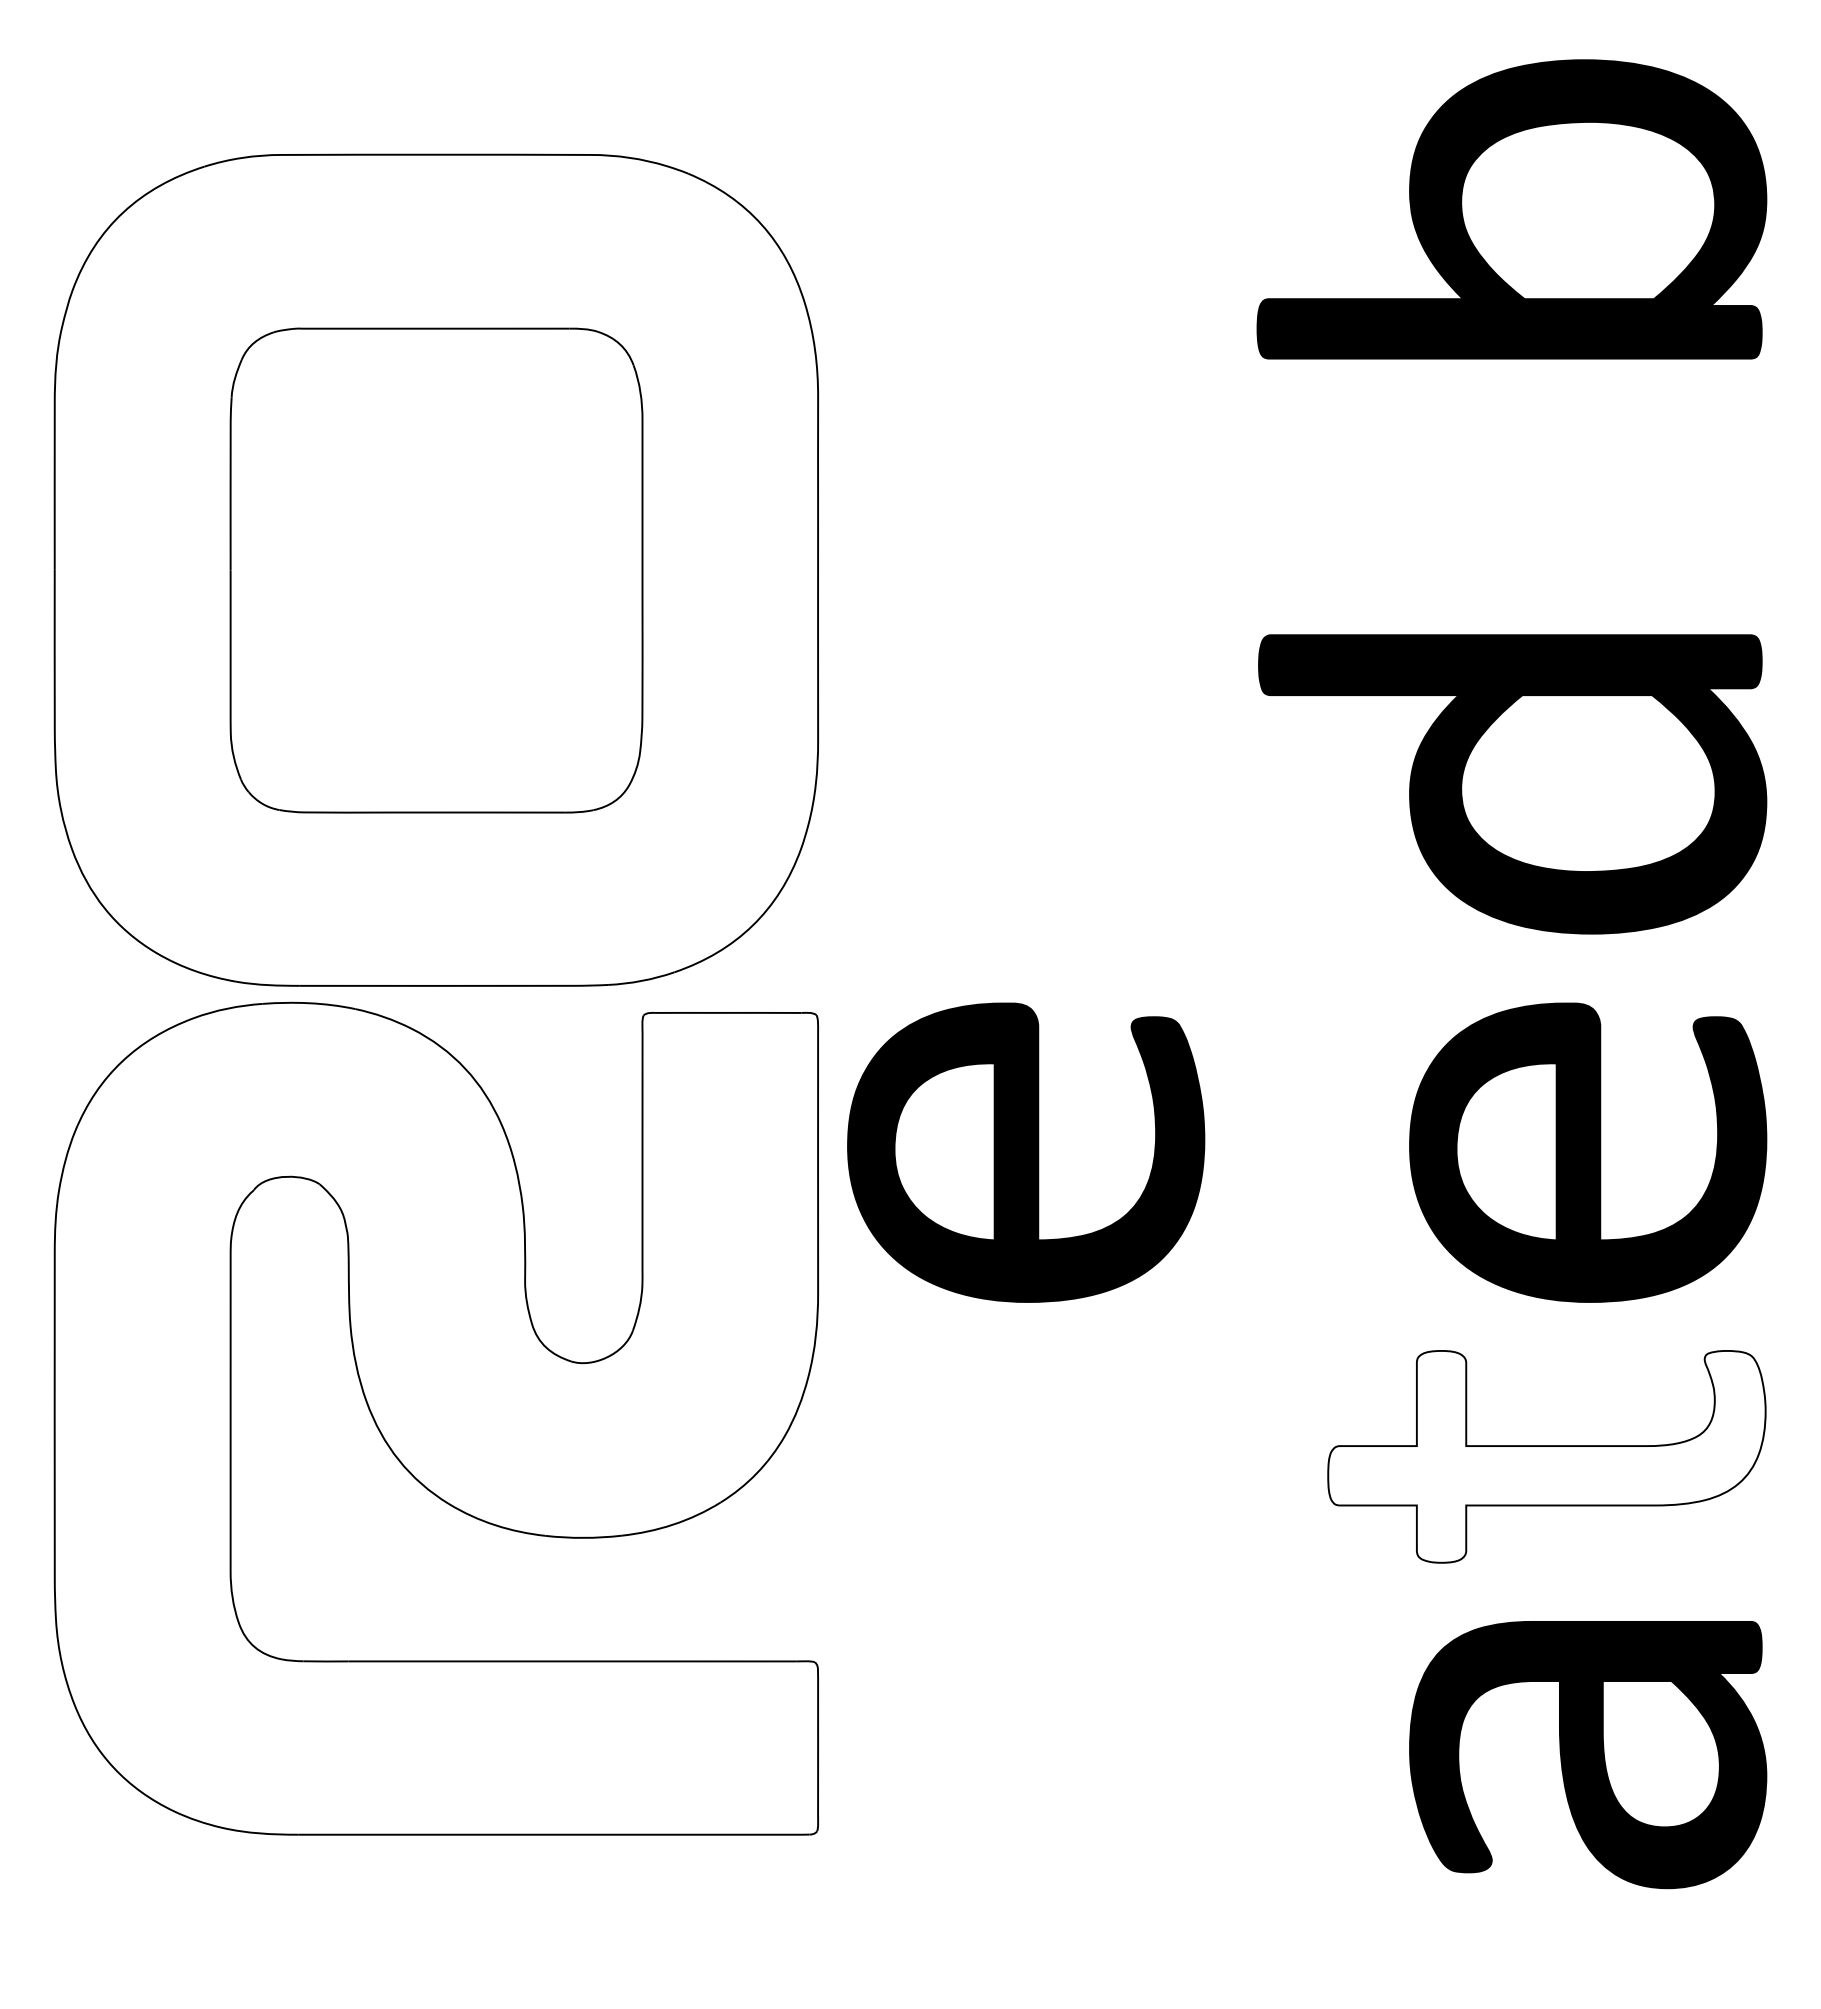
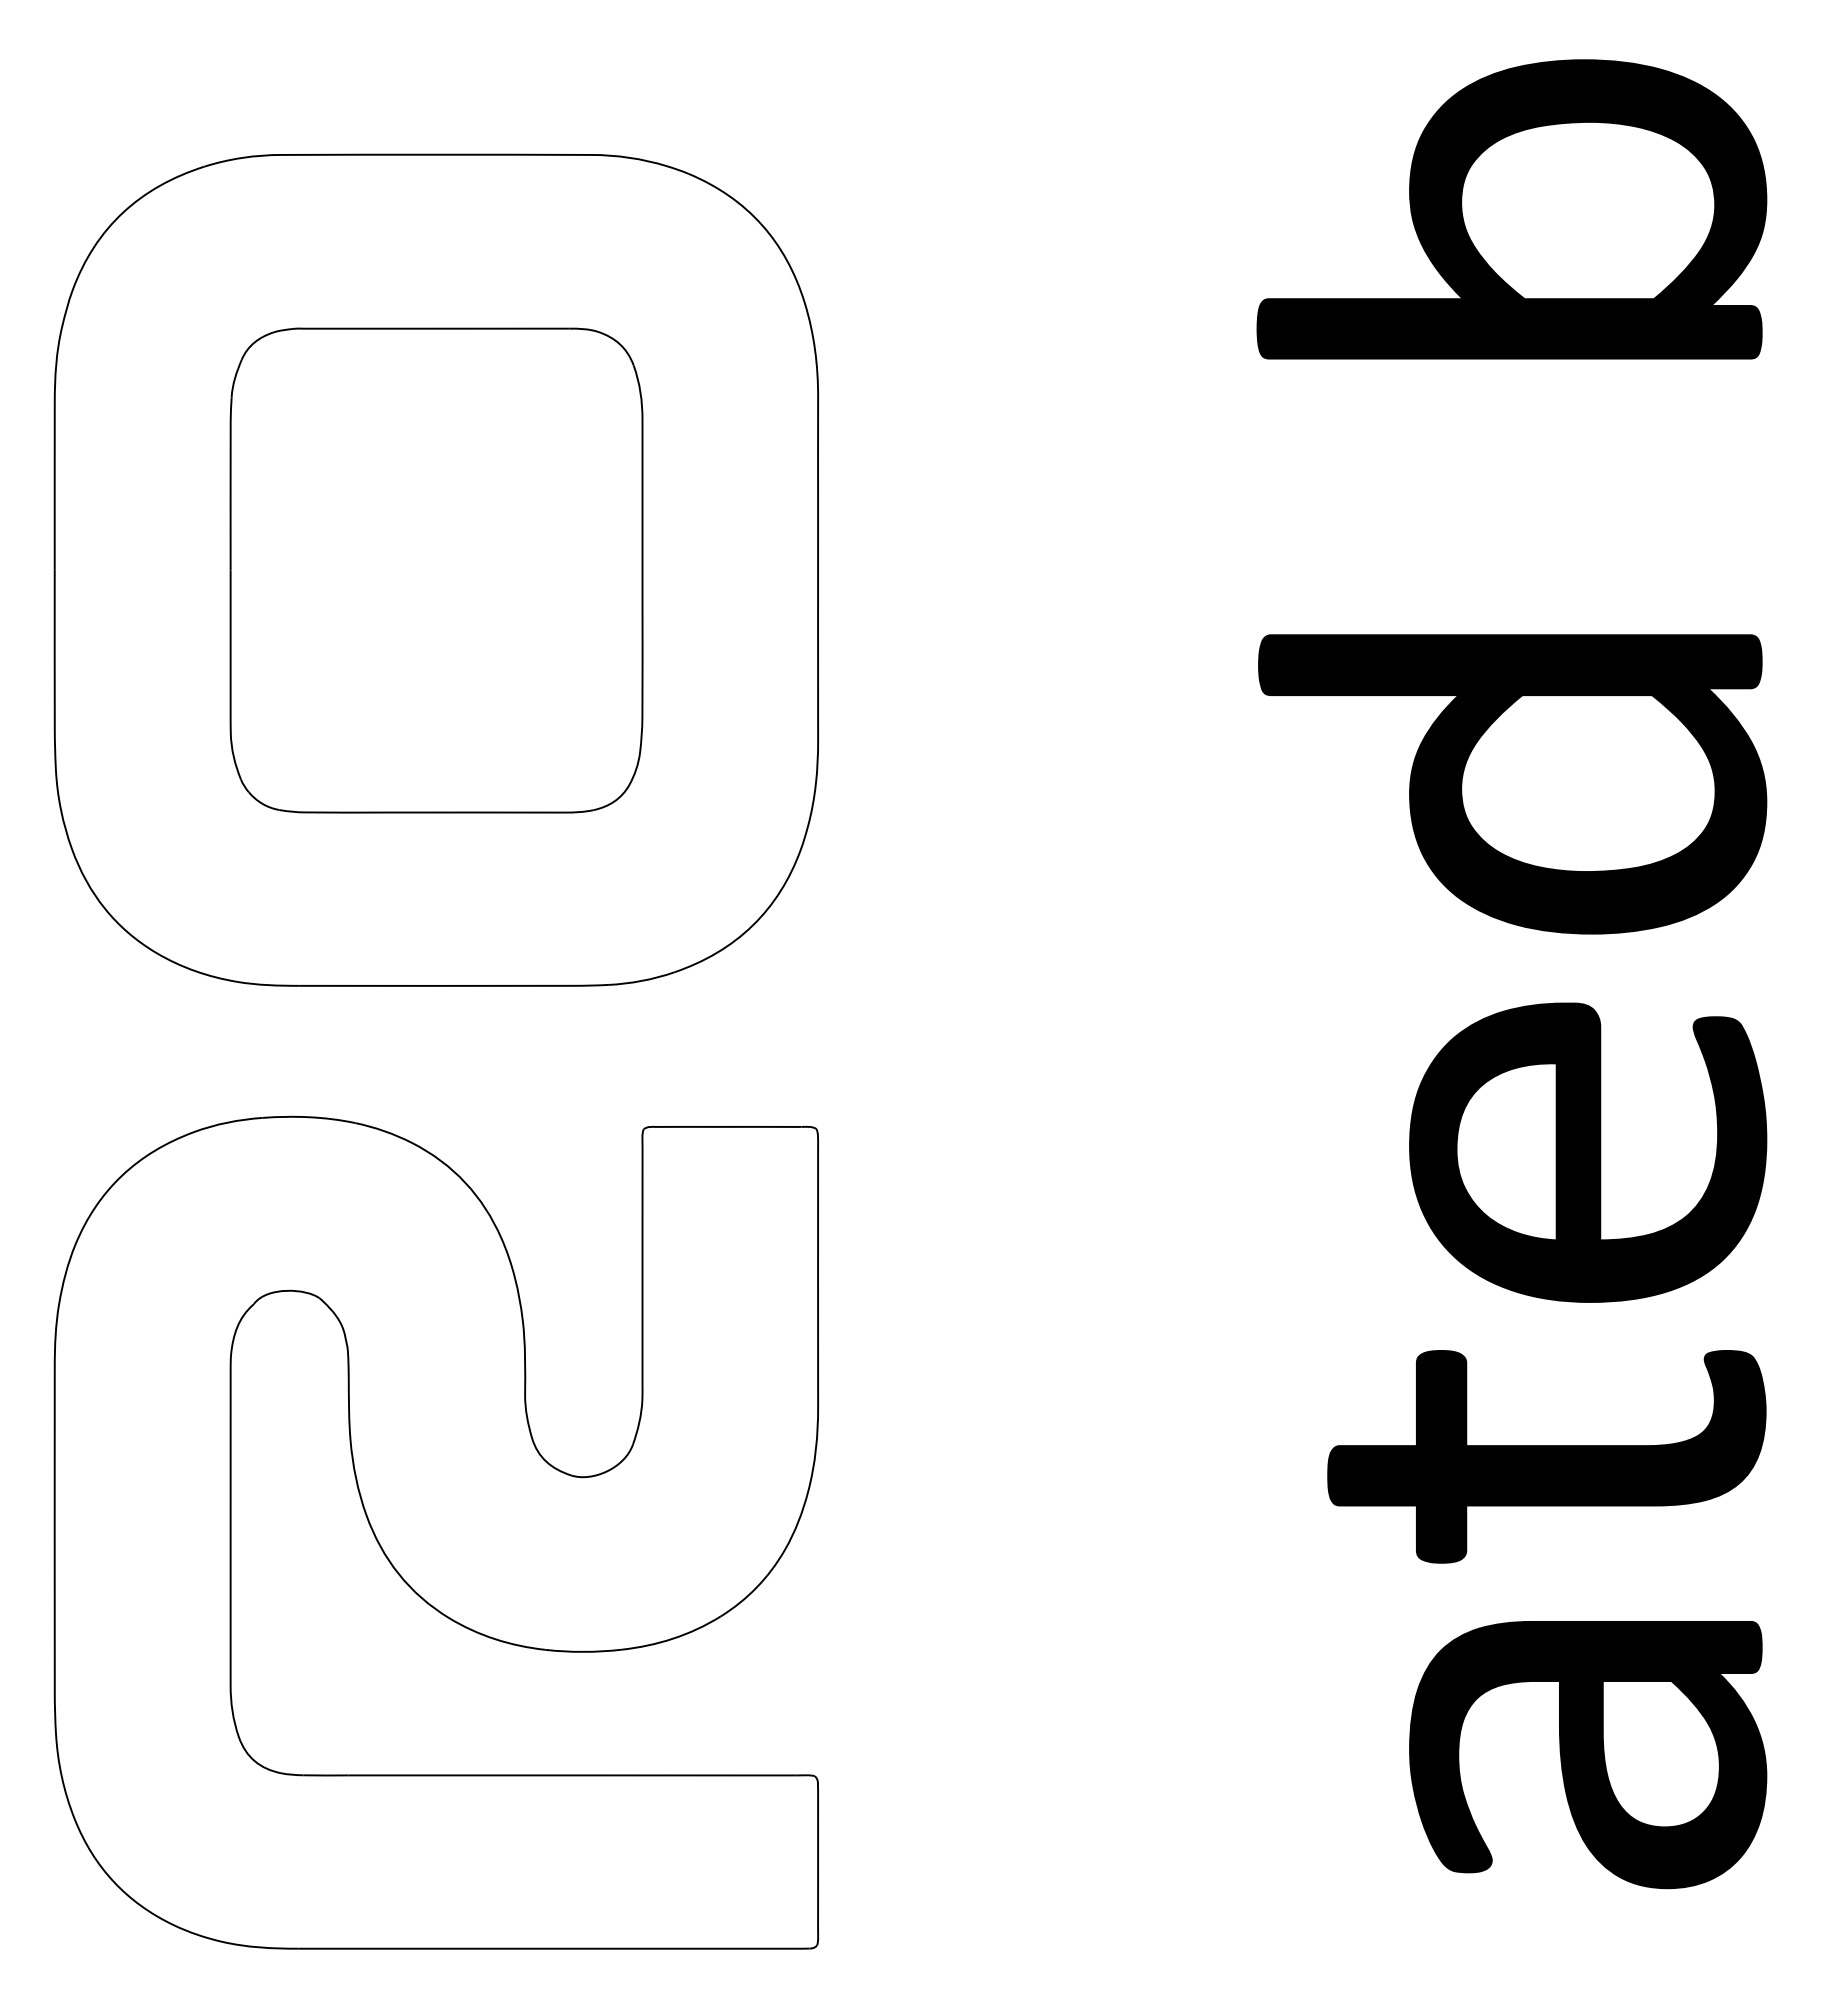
part: present -> none (1026, 1152)
part position: (435, 1418) -> (435, 1532) (435, 1532)
fill: none -> present (1546, 1456)
